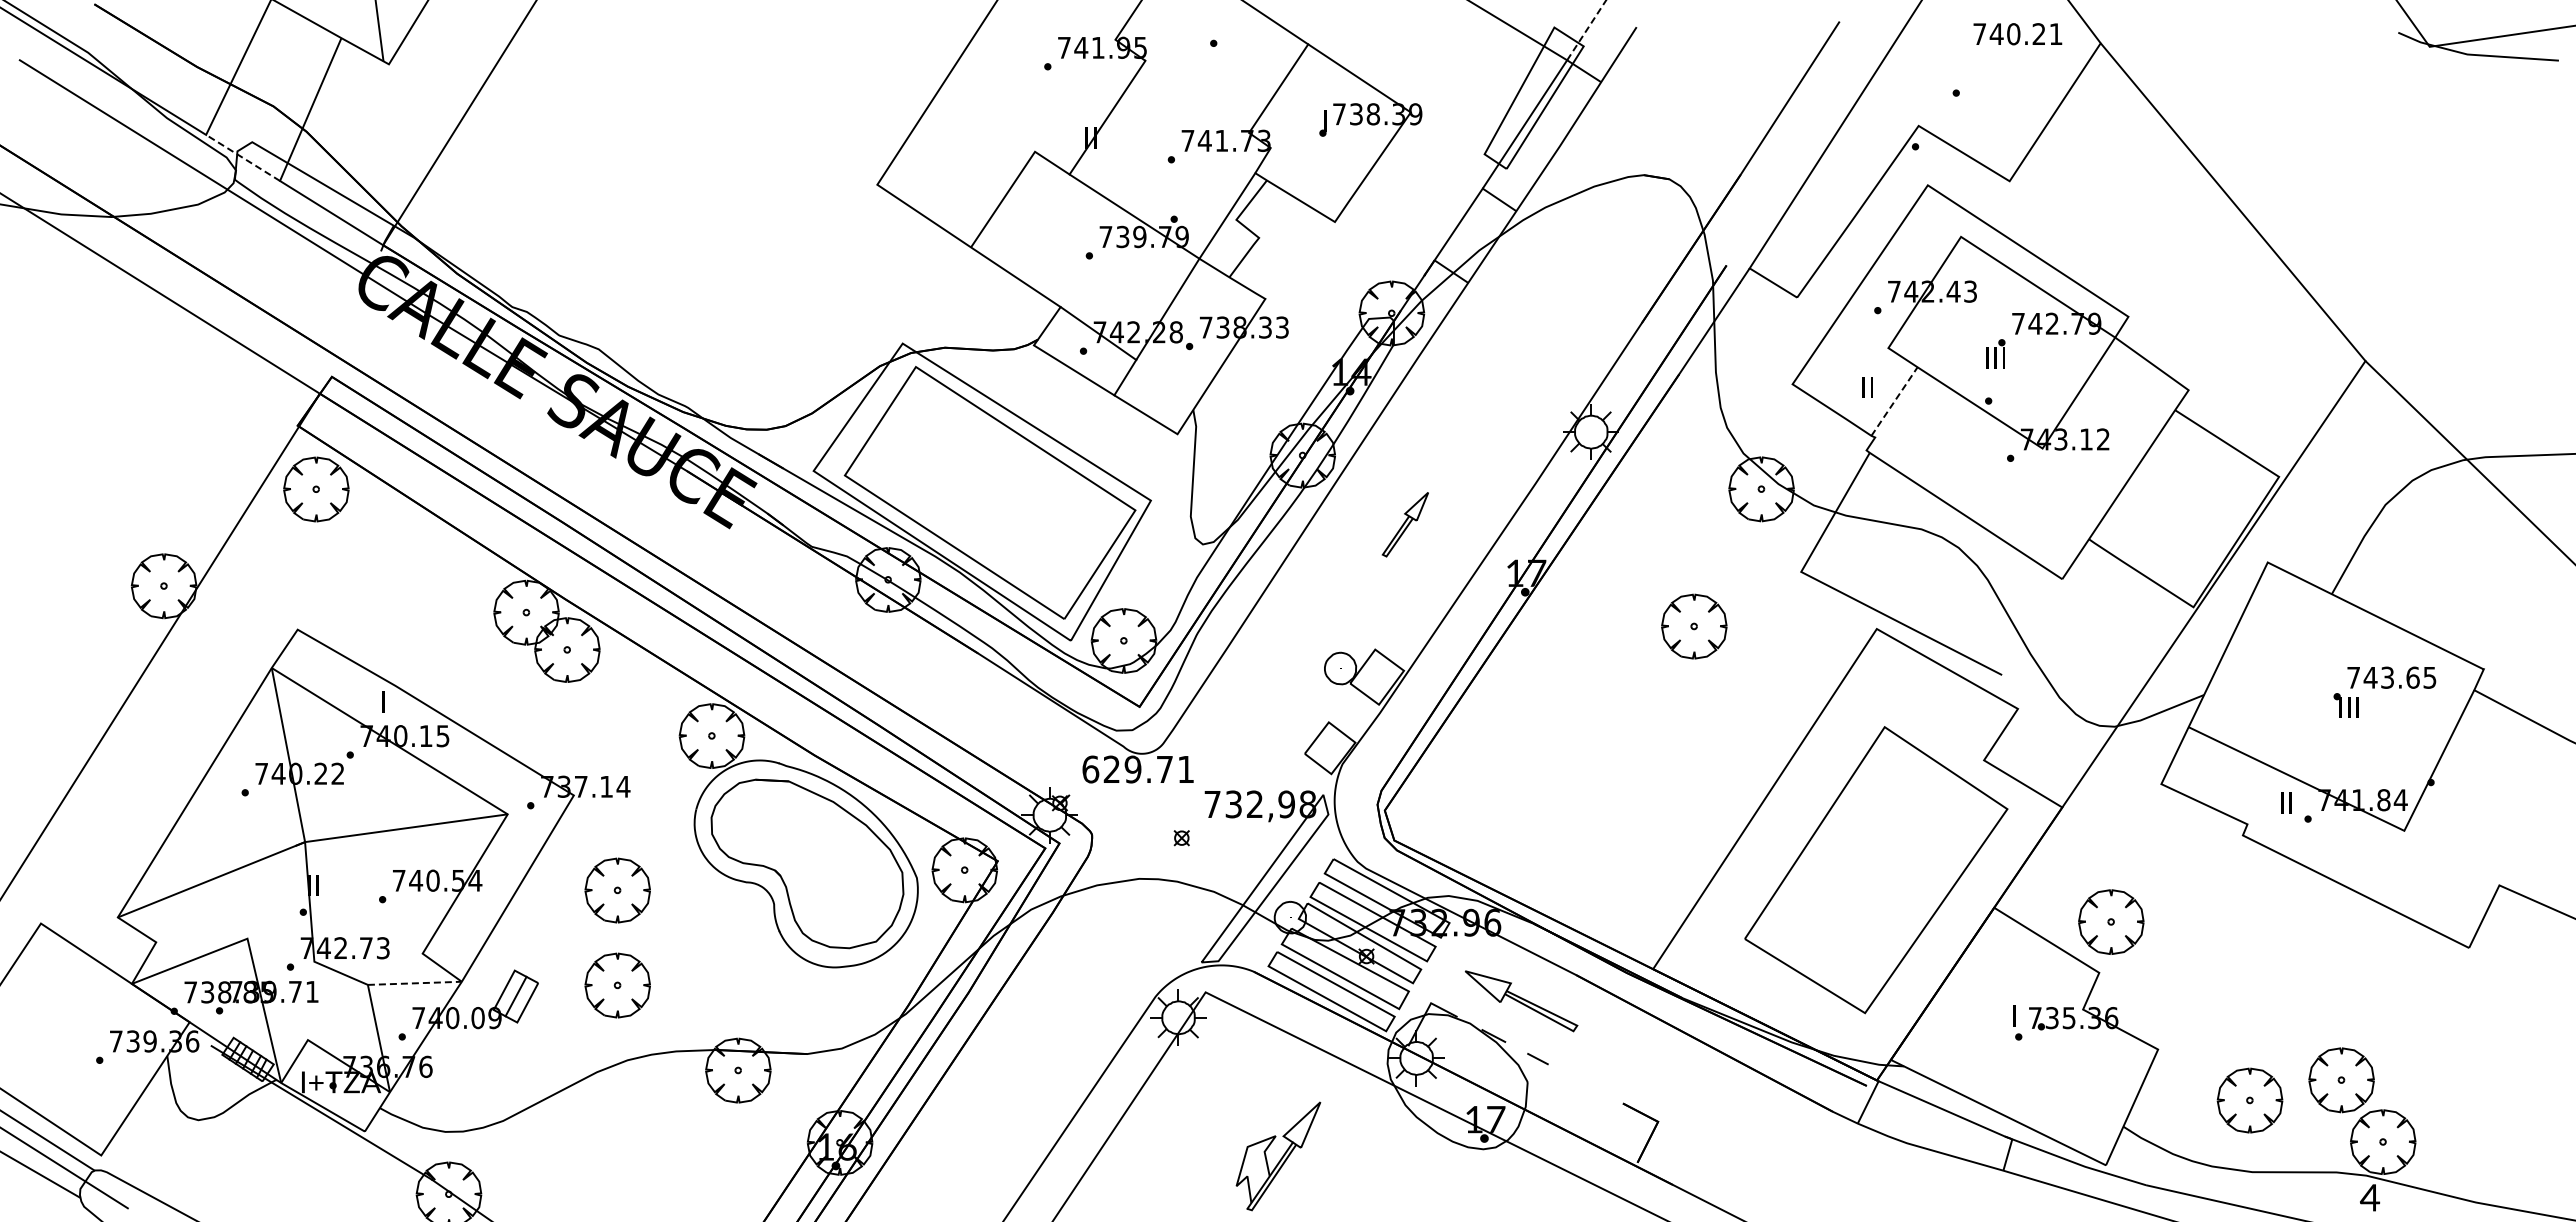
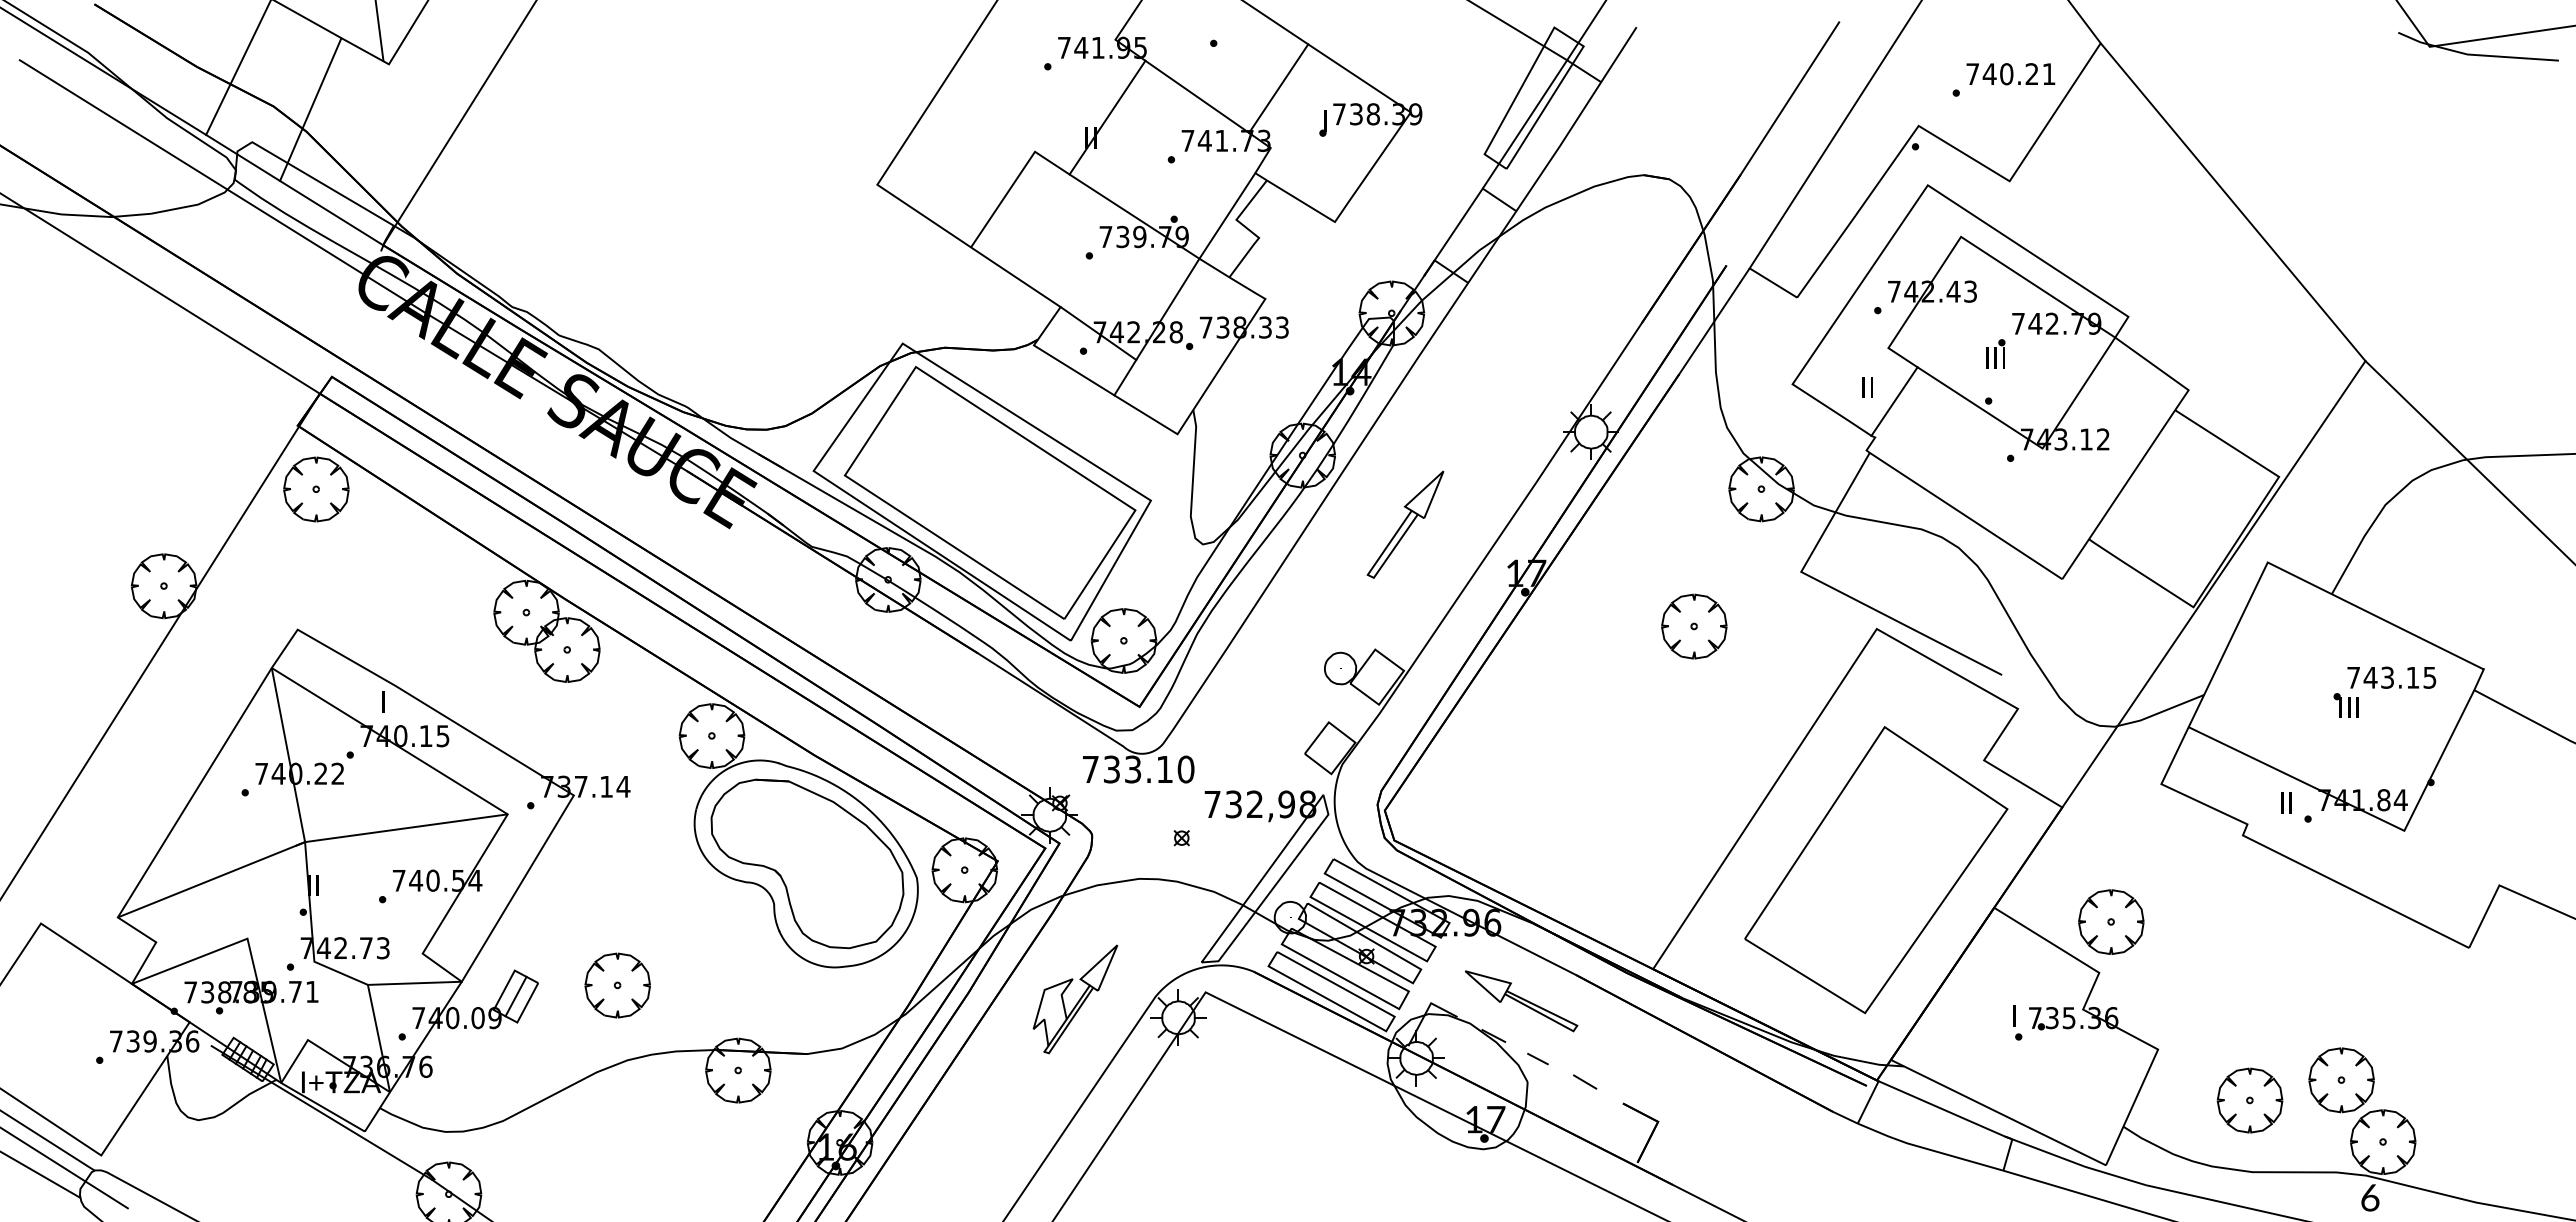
line: dashed -> solid (1586, 30)
text position: (2017, 34) -> (2010, 74) (2010, 74)
line: none -> present (1197, 96)
line: dashed -> solid (243, 157)
line: dashed -> solid (1894, 401)
part size: 48x66 px -> 79x109 px (1405, 524)
text: 743.65 -> 743.15 (2412, 677)
text: 629.71 -> 733.10 (1138, 769)
part: present -> none (617, 890)
line: dashed -> solid (414, 983)
line: none -> present (1585, 1081)
part position: (1278, 1156) -> (1075, 999) (1075, 999)
text: 4 -> 6 (2370, 1197)
